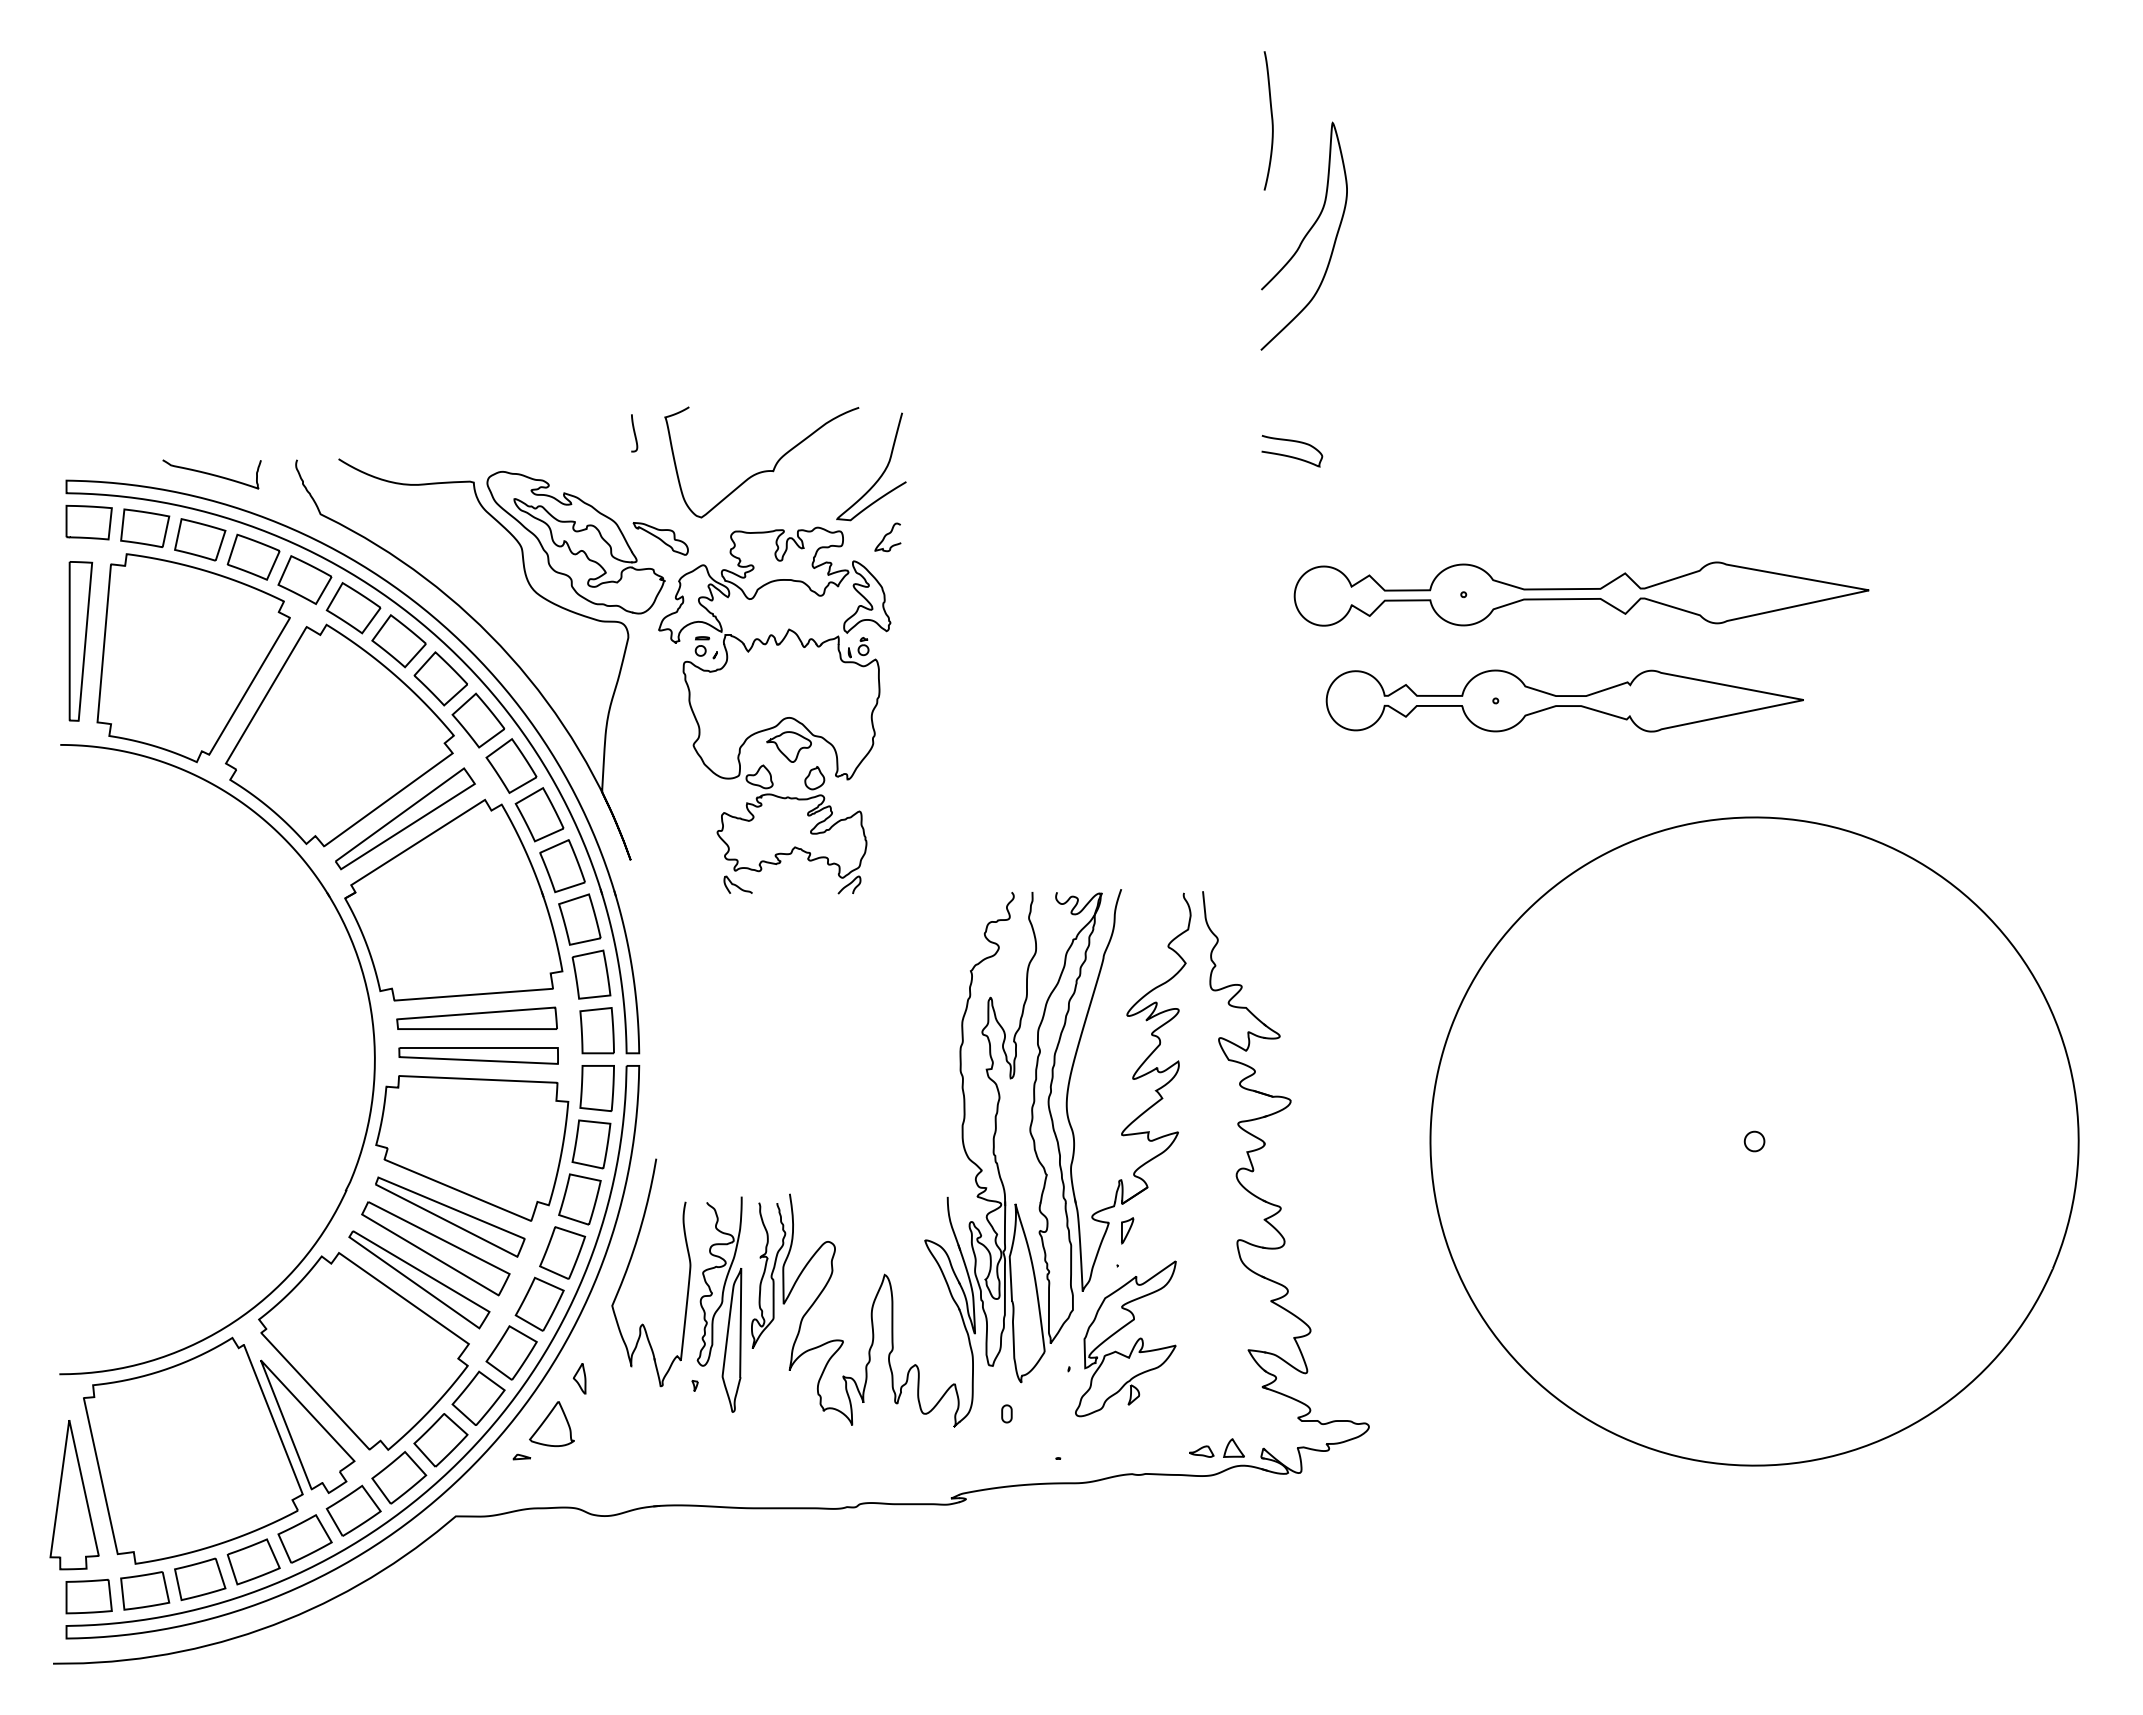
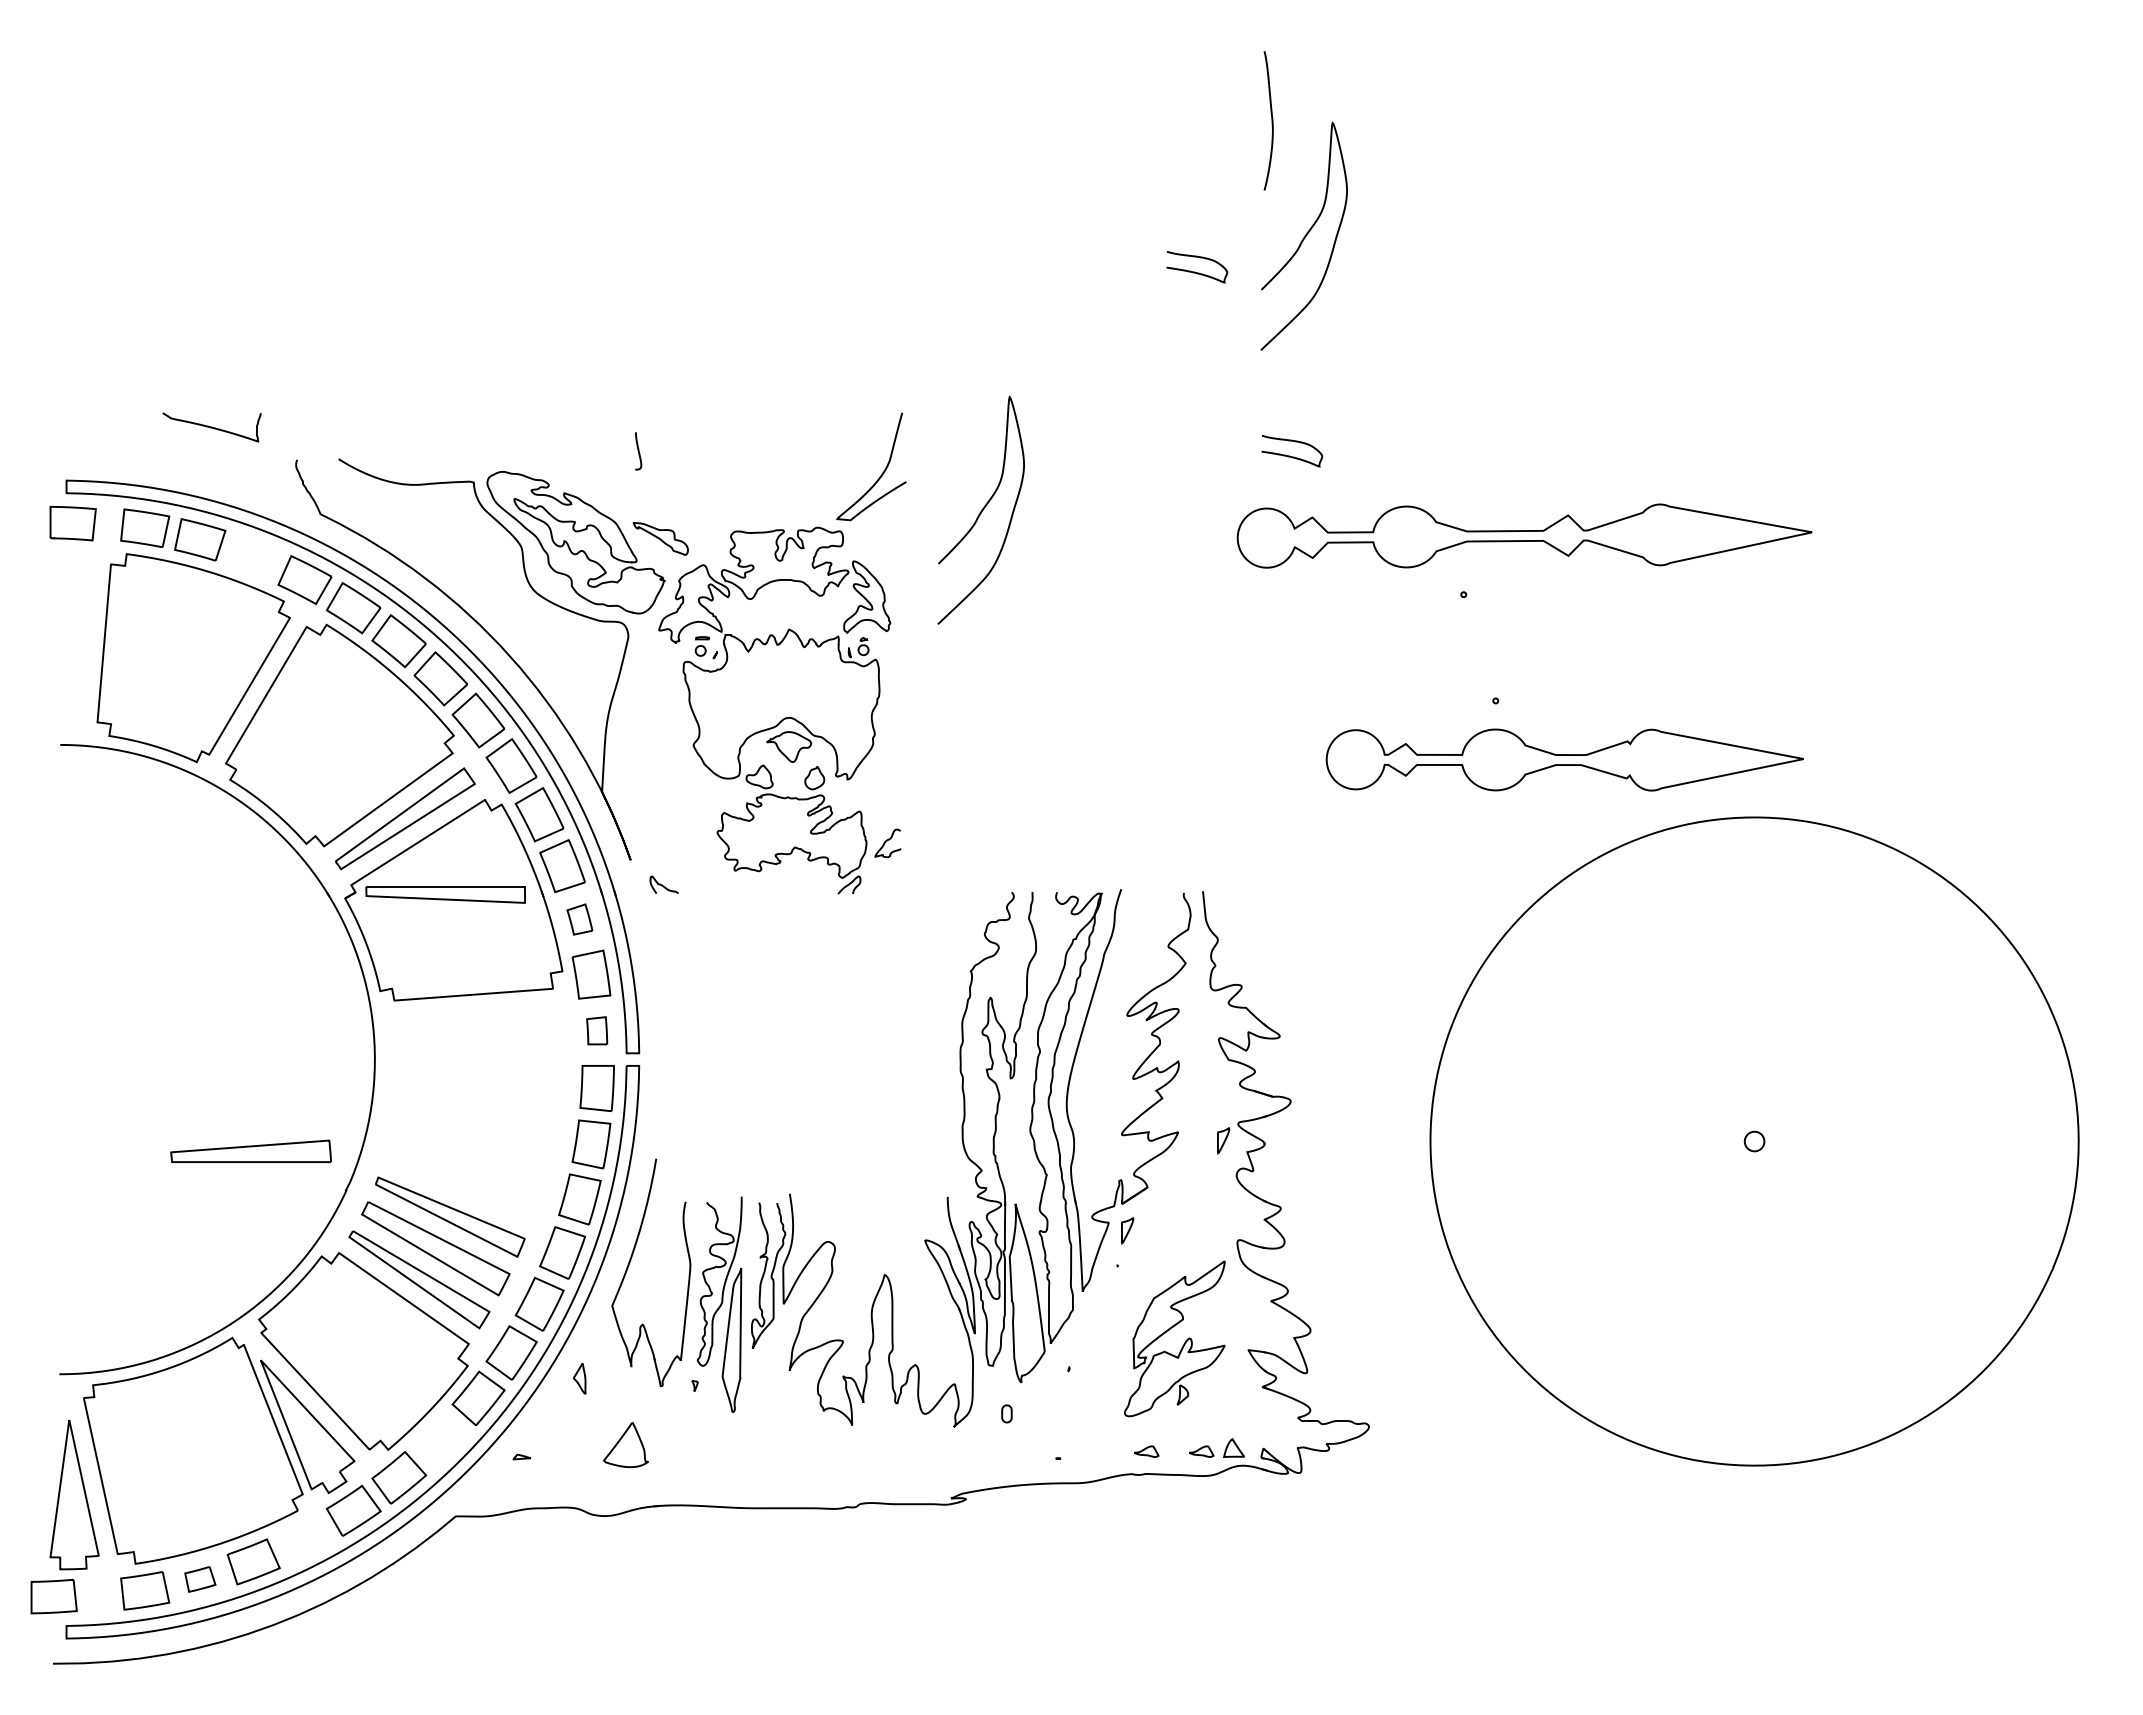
curve: none -> present (1195, 271)
curve position: (634, 433) -> (638, 451) (638, 451)
curve: present -> none (763, 470)
curve position: (211, 474) -> (211, 427) (211, 427)
curve: none -> present (981, 509)
part position: (88, 522) -> (72, 523) (72, 523)
curve position: (886, 536) -> (886, 842) (886, 842)
part: present -> none (253, 556)
part position: (1581, 593) -> (1524, 535) (1524, 535)
part: present -> none (80, 641)
part position: (1564, 700) -> (1564, 759) (1564, 759)
curve position: (736, 884) -> (662, 884) (662, 884)
part size: 44x53 px -> 28x33 px (579, 919)
part position: (476, 1017) -> (250, 1150) (250, 1150)
part size: 36x48 px -> 23x30 px (597, 1030)
part position: (478, 1055) -> (445, 894) (445, 894)
part: none -> present (1223, 1140)
part: present -> none (472, 1148)
part position: (1119, 1331) -> (1168, 1331) (1168, 1331)
part position: (551, 1423) -> (625, 1444) (625, 1444)
part: present -> none (440, 1440)
part: none -> present (1146, 1451)
part: present -> none (304, 1538)
part size: 53x45 px -> 33x27 px (200, 1579)
part position: (88, 1596) -> (53, 1596) (53, 1596)
